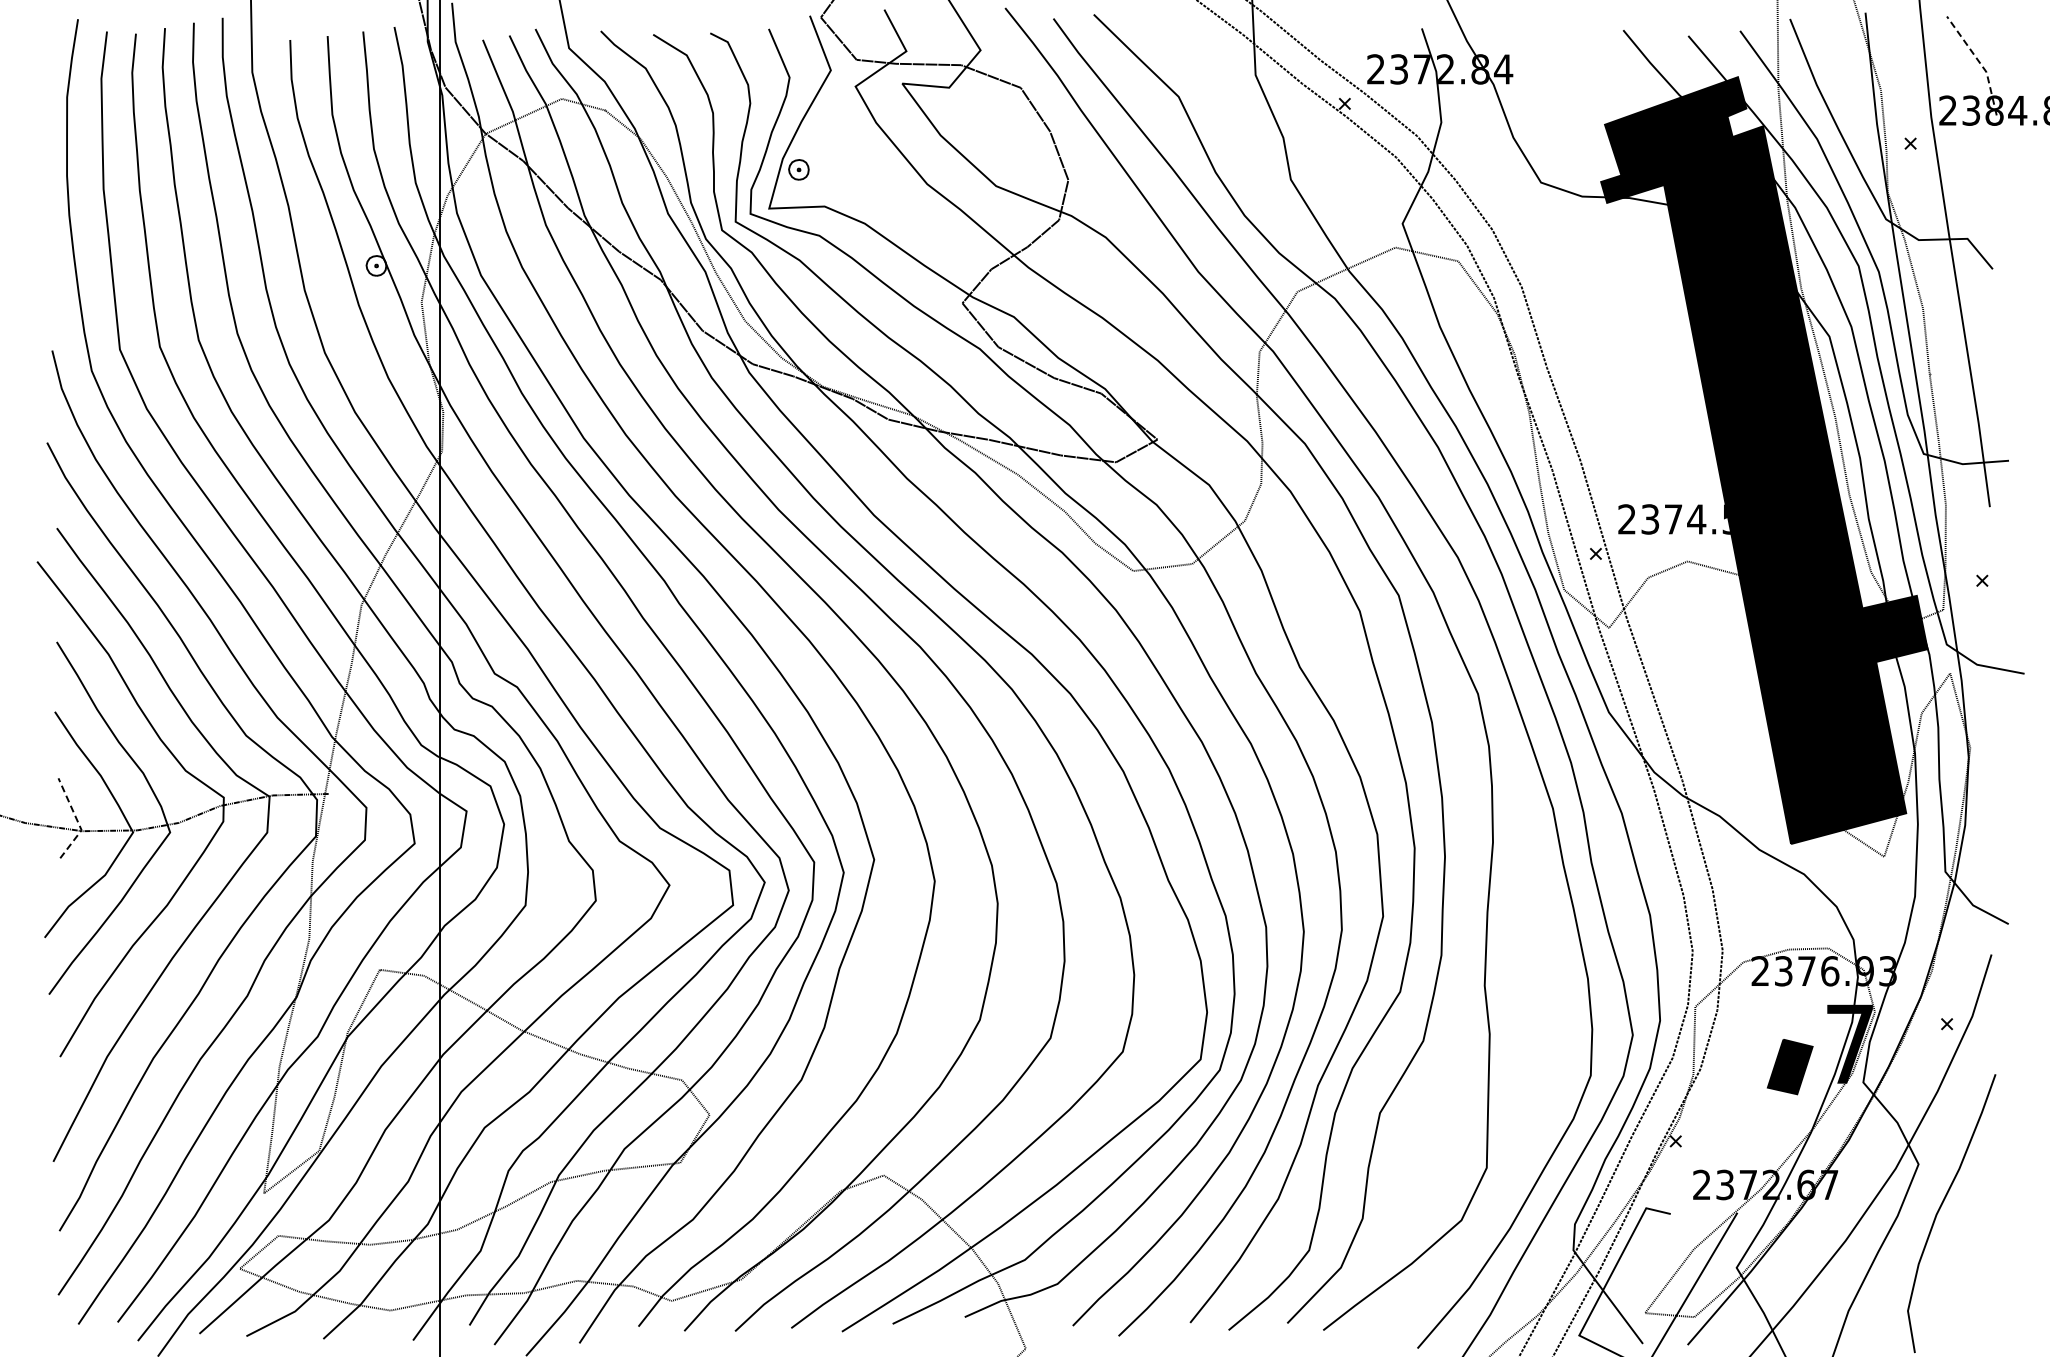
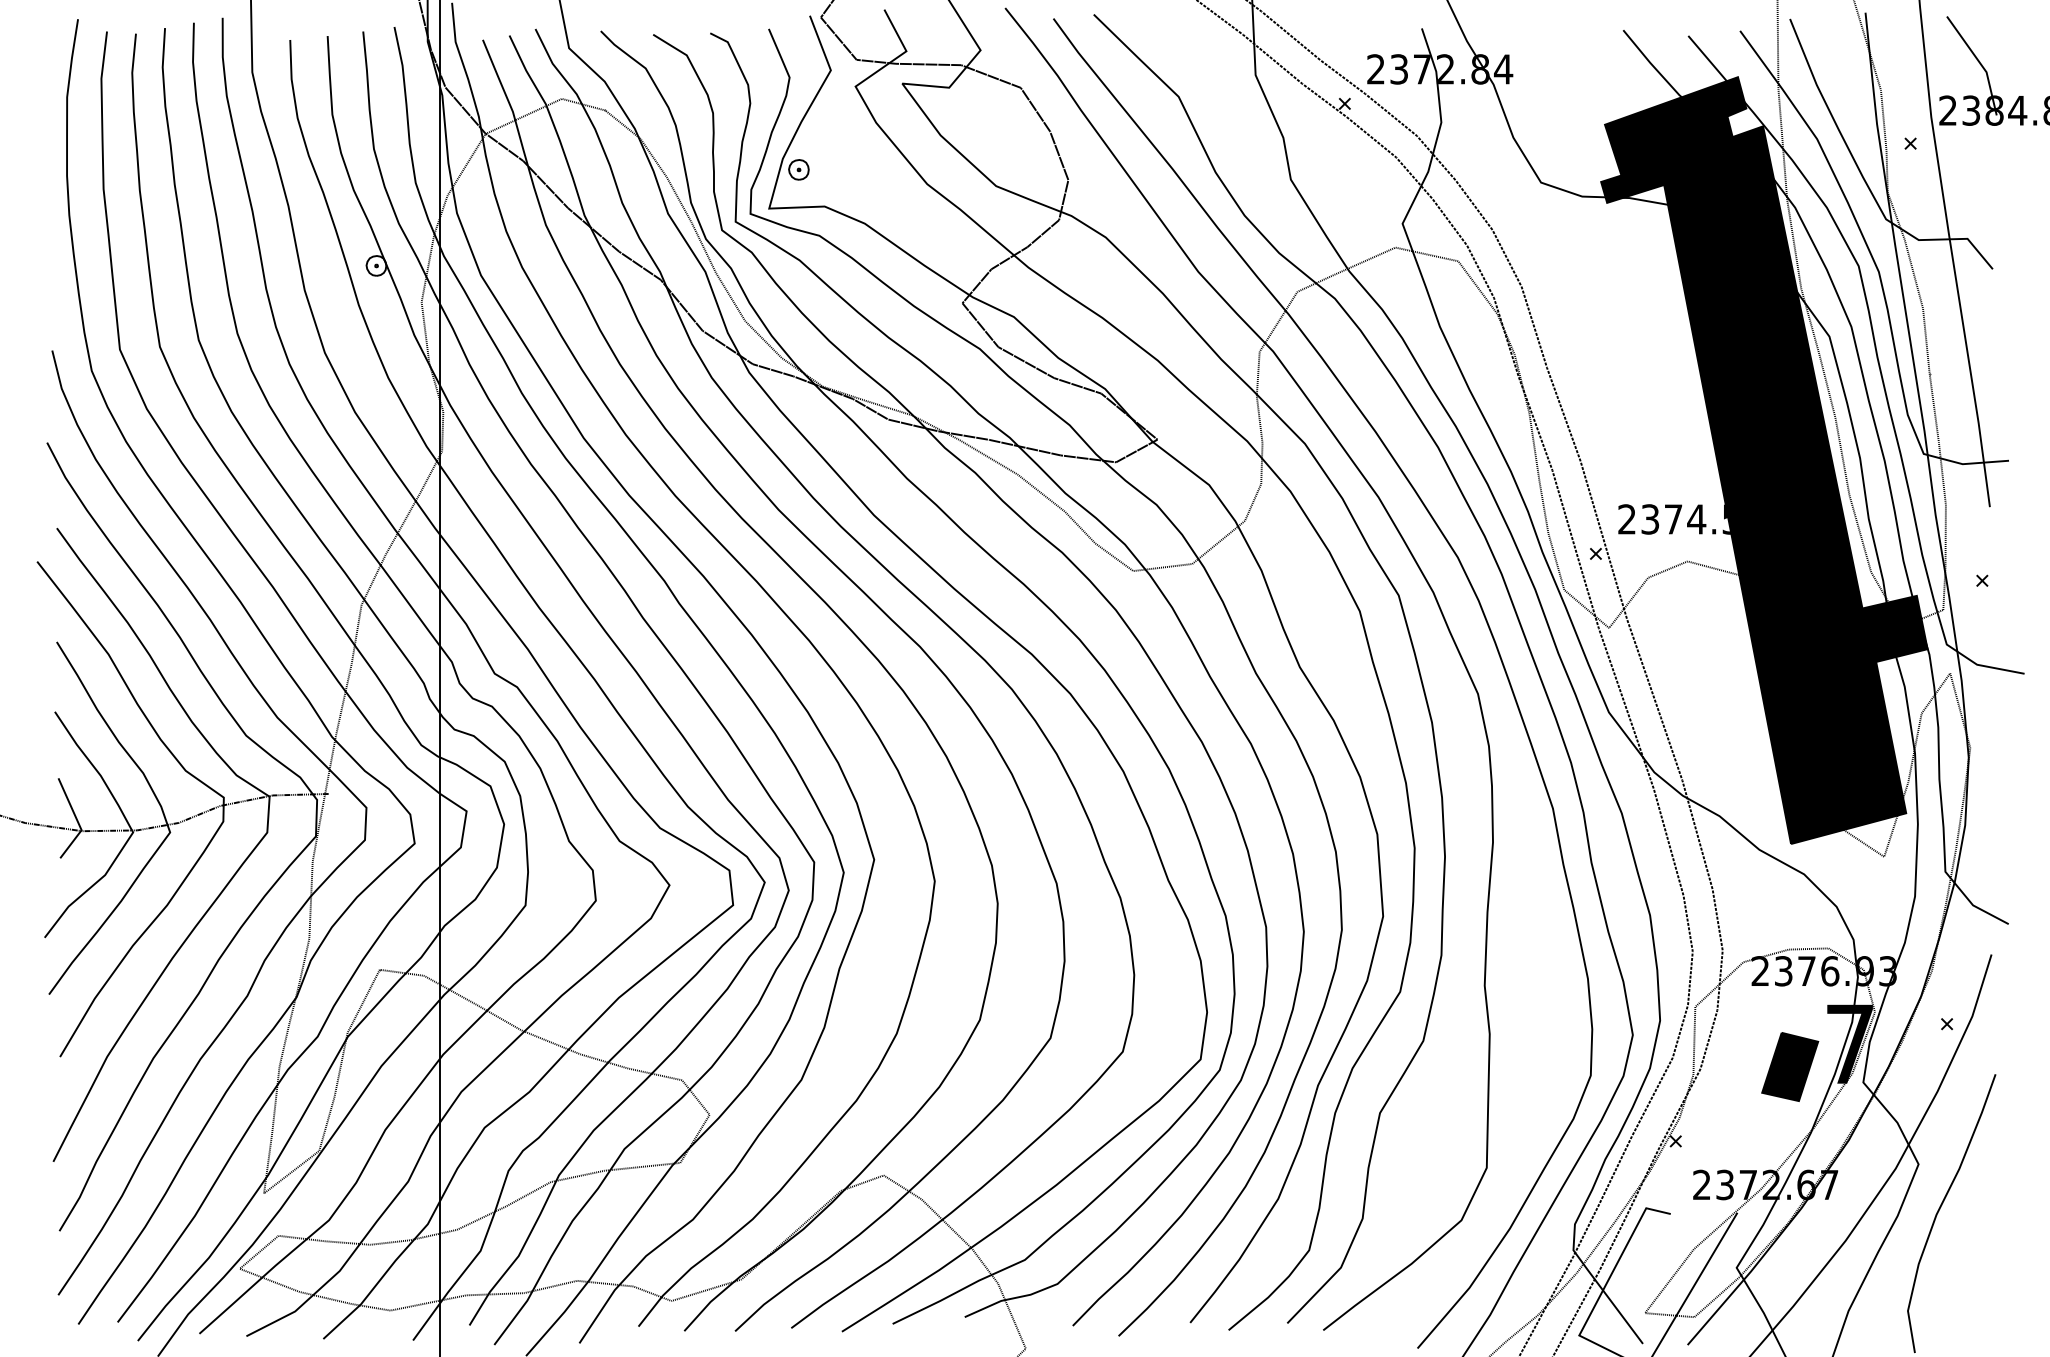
line: dashed -> solid (1979, 62)
line: dashed -> solid (77, 821)
part size: 48x57 px -> 59x70 px (1790, 1066)
